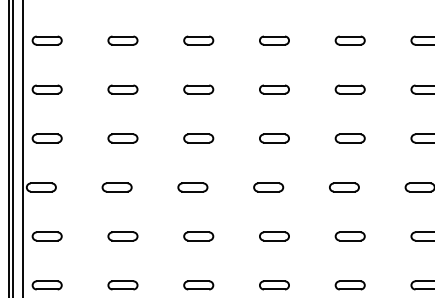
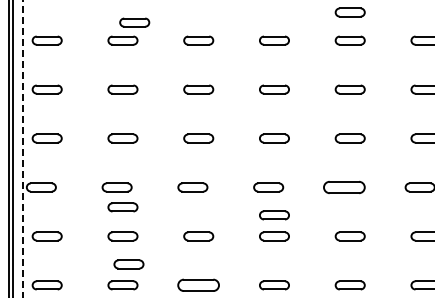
part: none -> present (349, 12)
part: none -> present (134, 22)
line: solid -> dashed (23, 149)
part size: 31x11 px -> 43x14 px (344, 186)
part: none -> present (122, 207)
part: none -> present (274, 215)
part: none -> present (128, 264)
part size: 32x11 px -> 43x14 px (198, 284)
